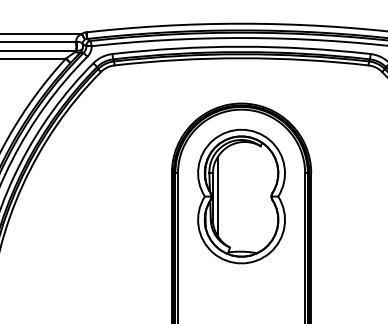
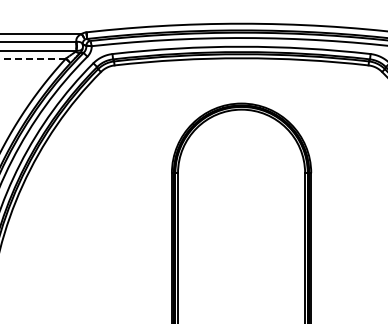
line: solid -> dashed (33, 58)
part: present -> none (241, 196)
